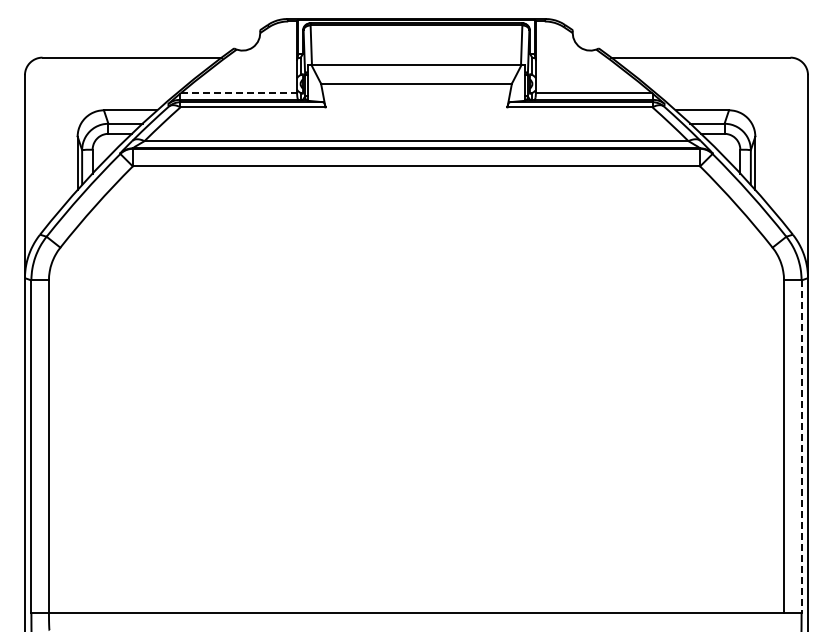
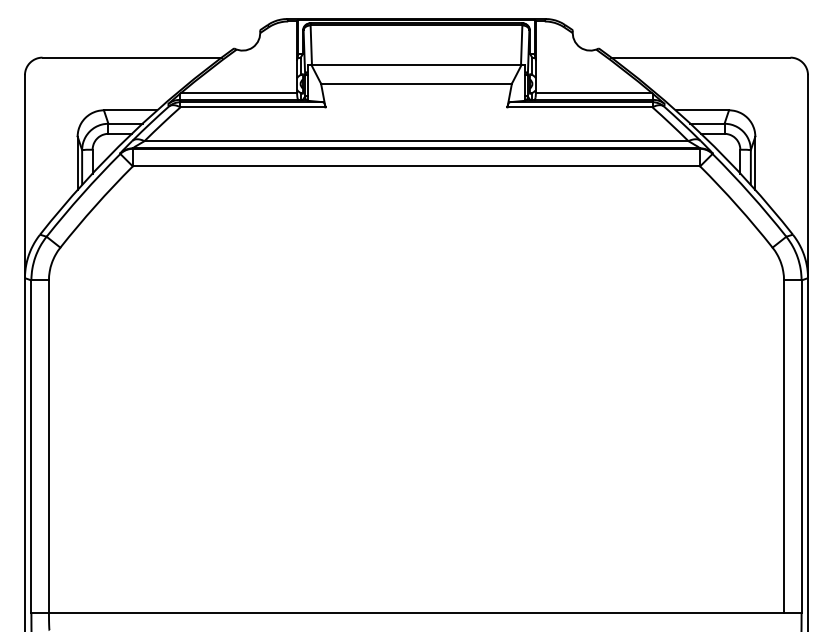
line: dashed -> solid (239, 92)
line: dashed -> solid (801, 447)
